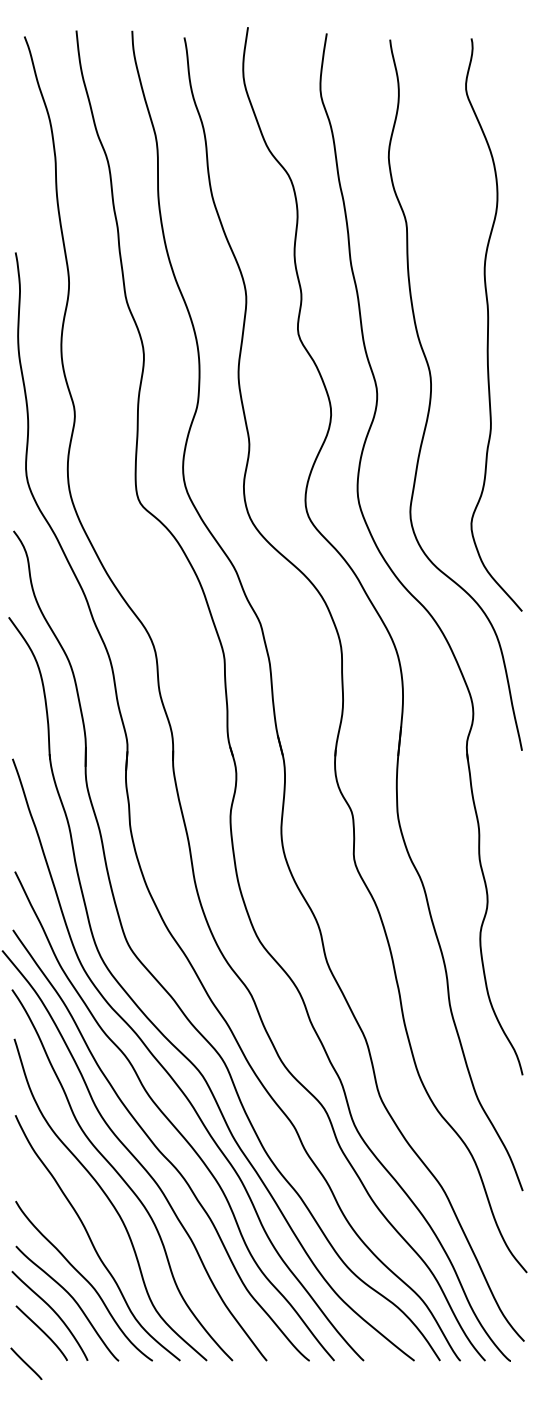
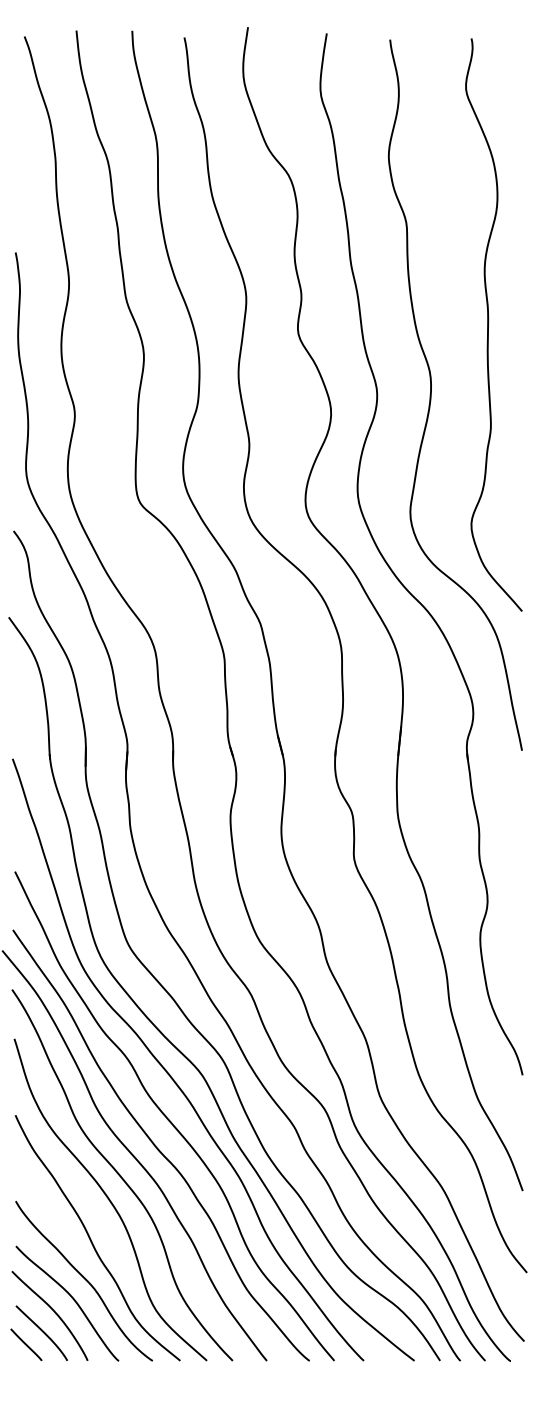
line position: (26, 1363) -> (26, 1344) (26, 1344)
